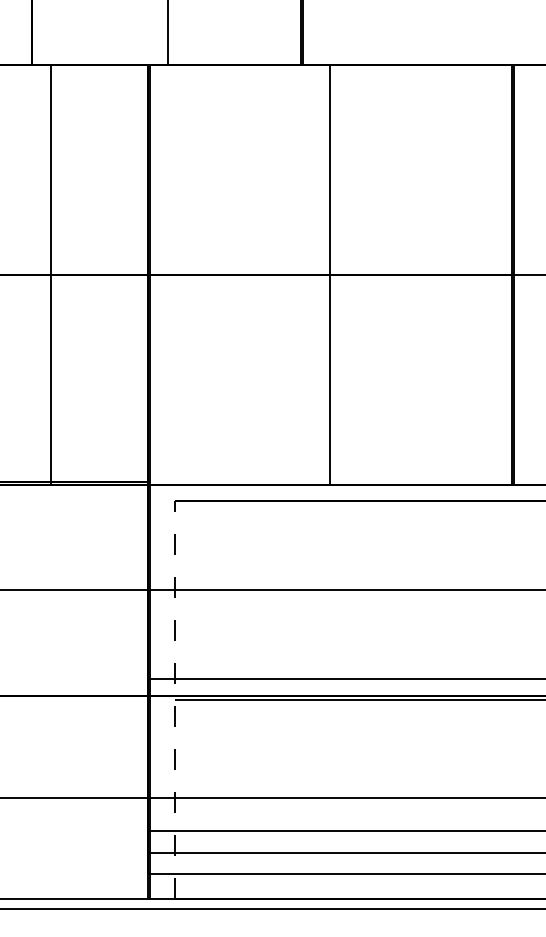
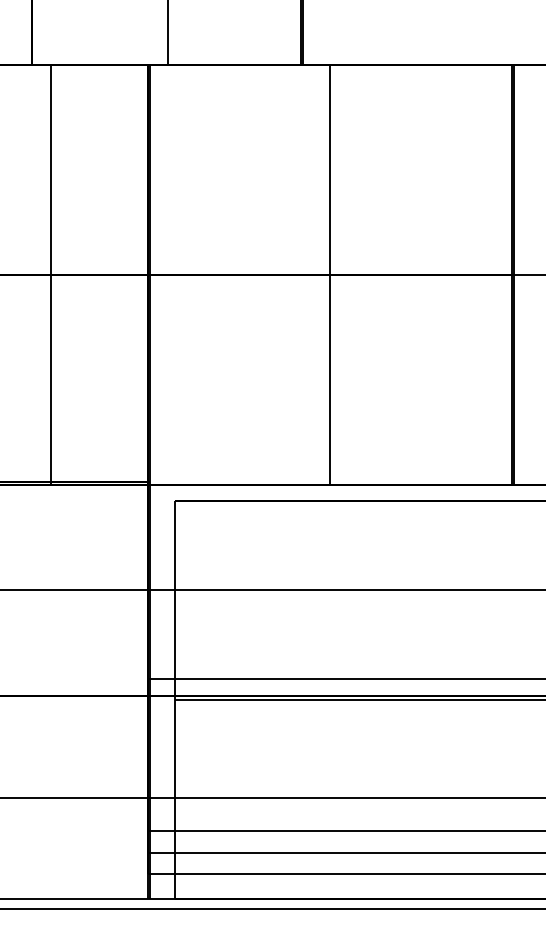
line: dashed -> solid (175, 700)
